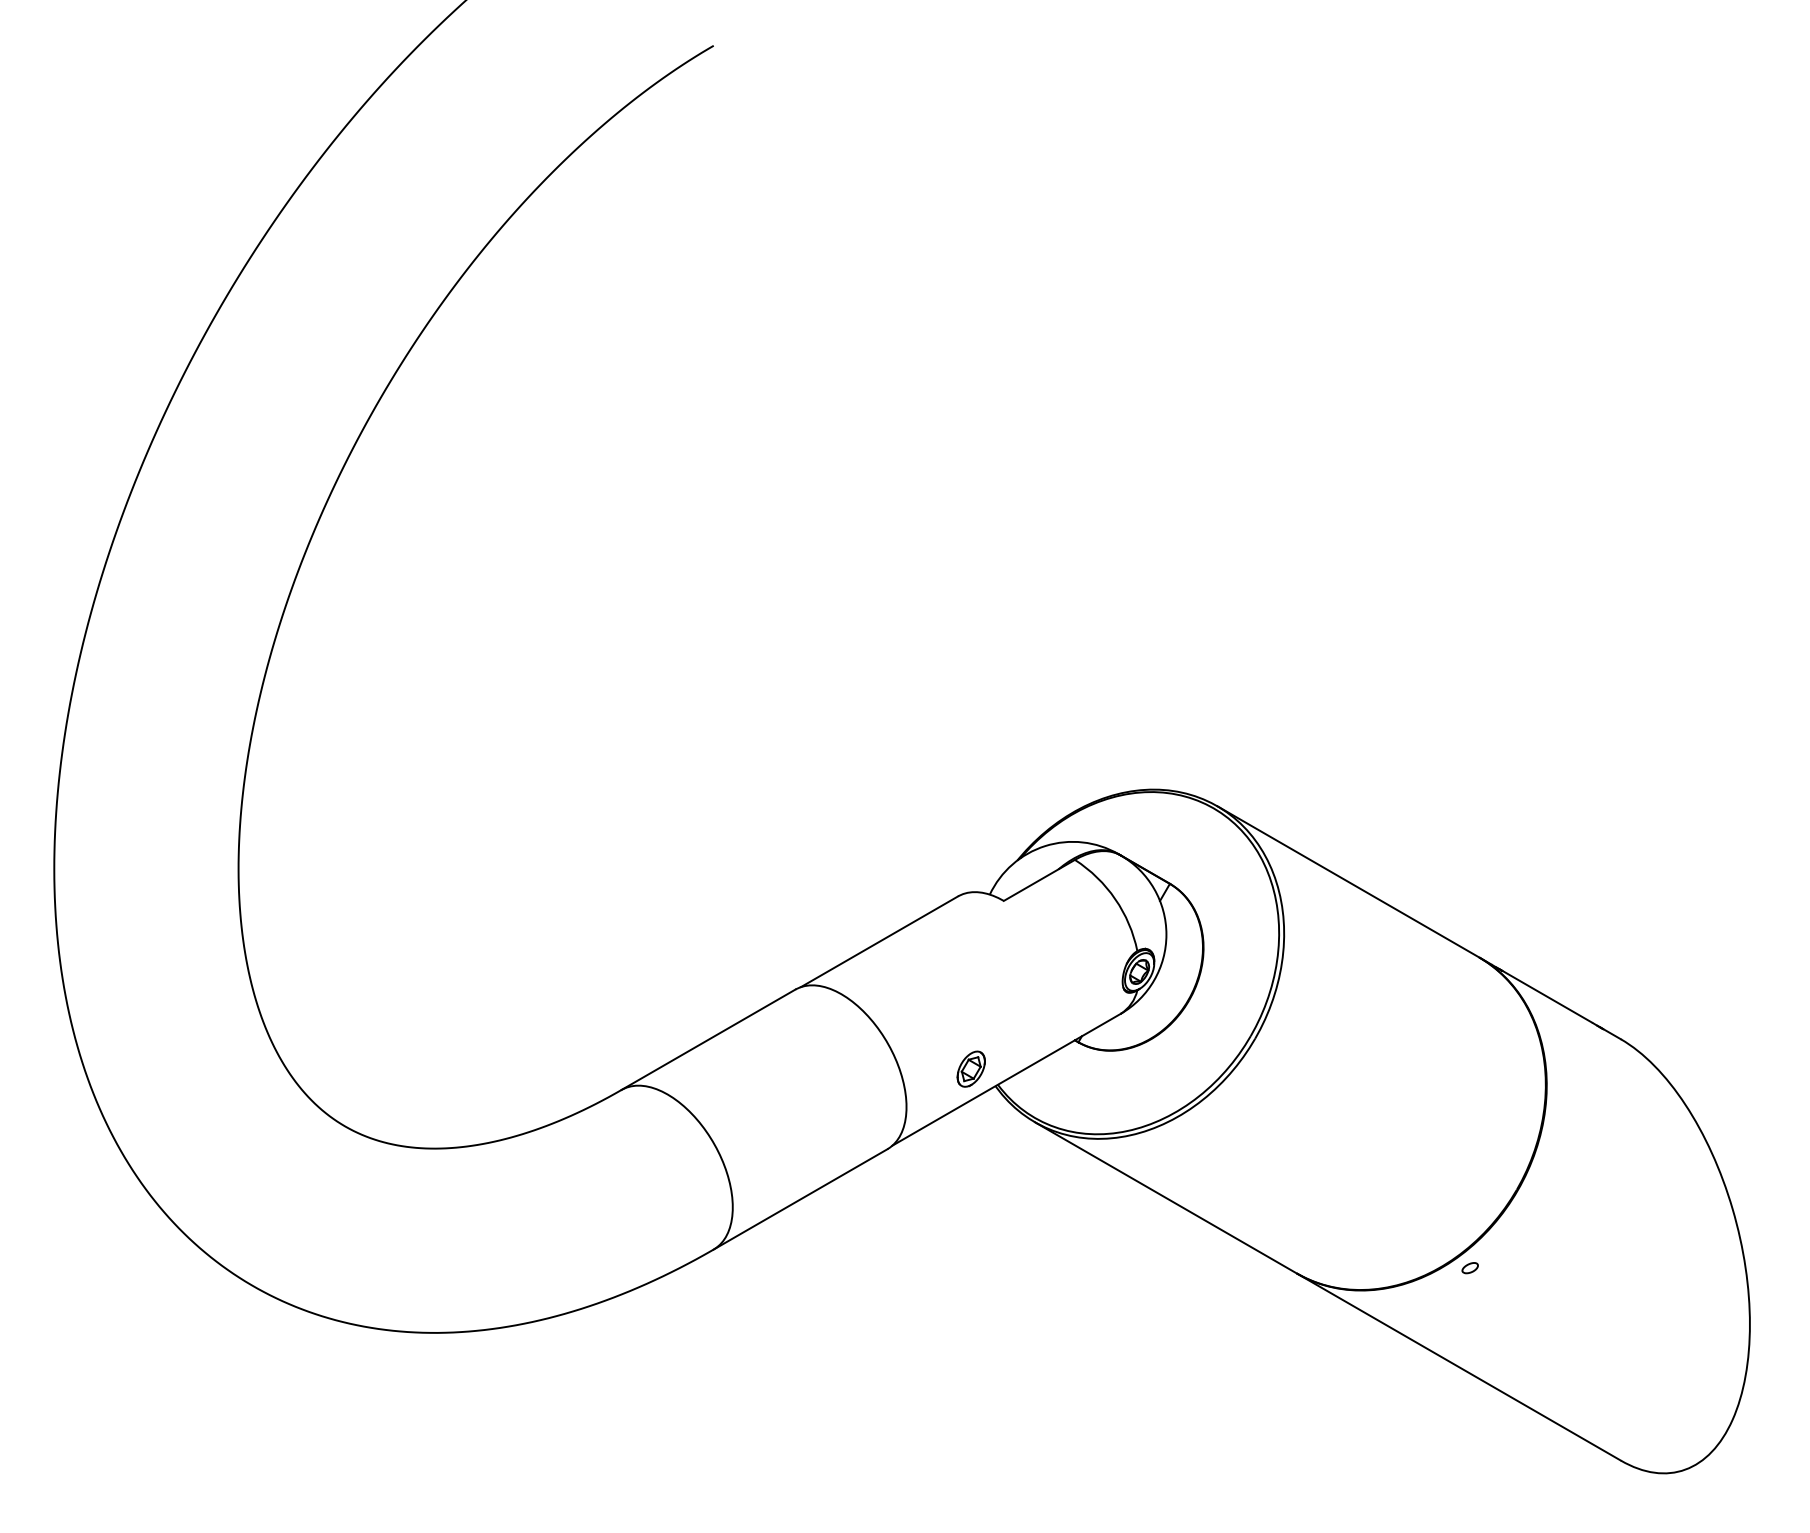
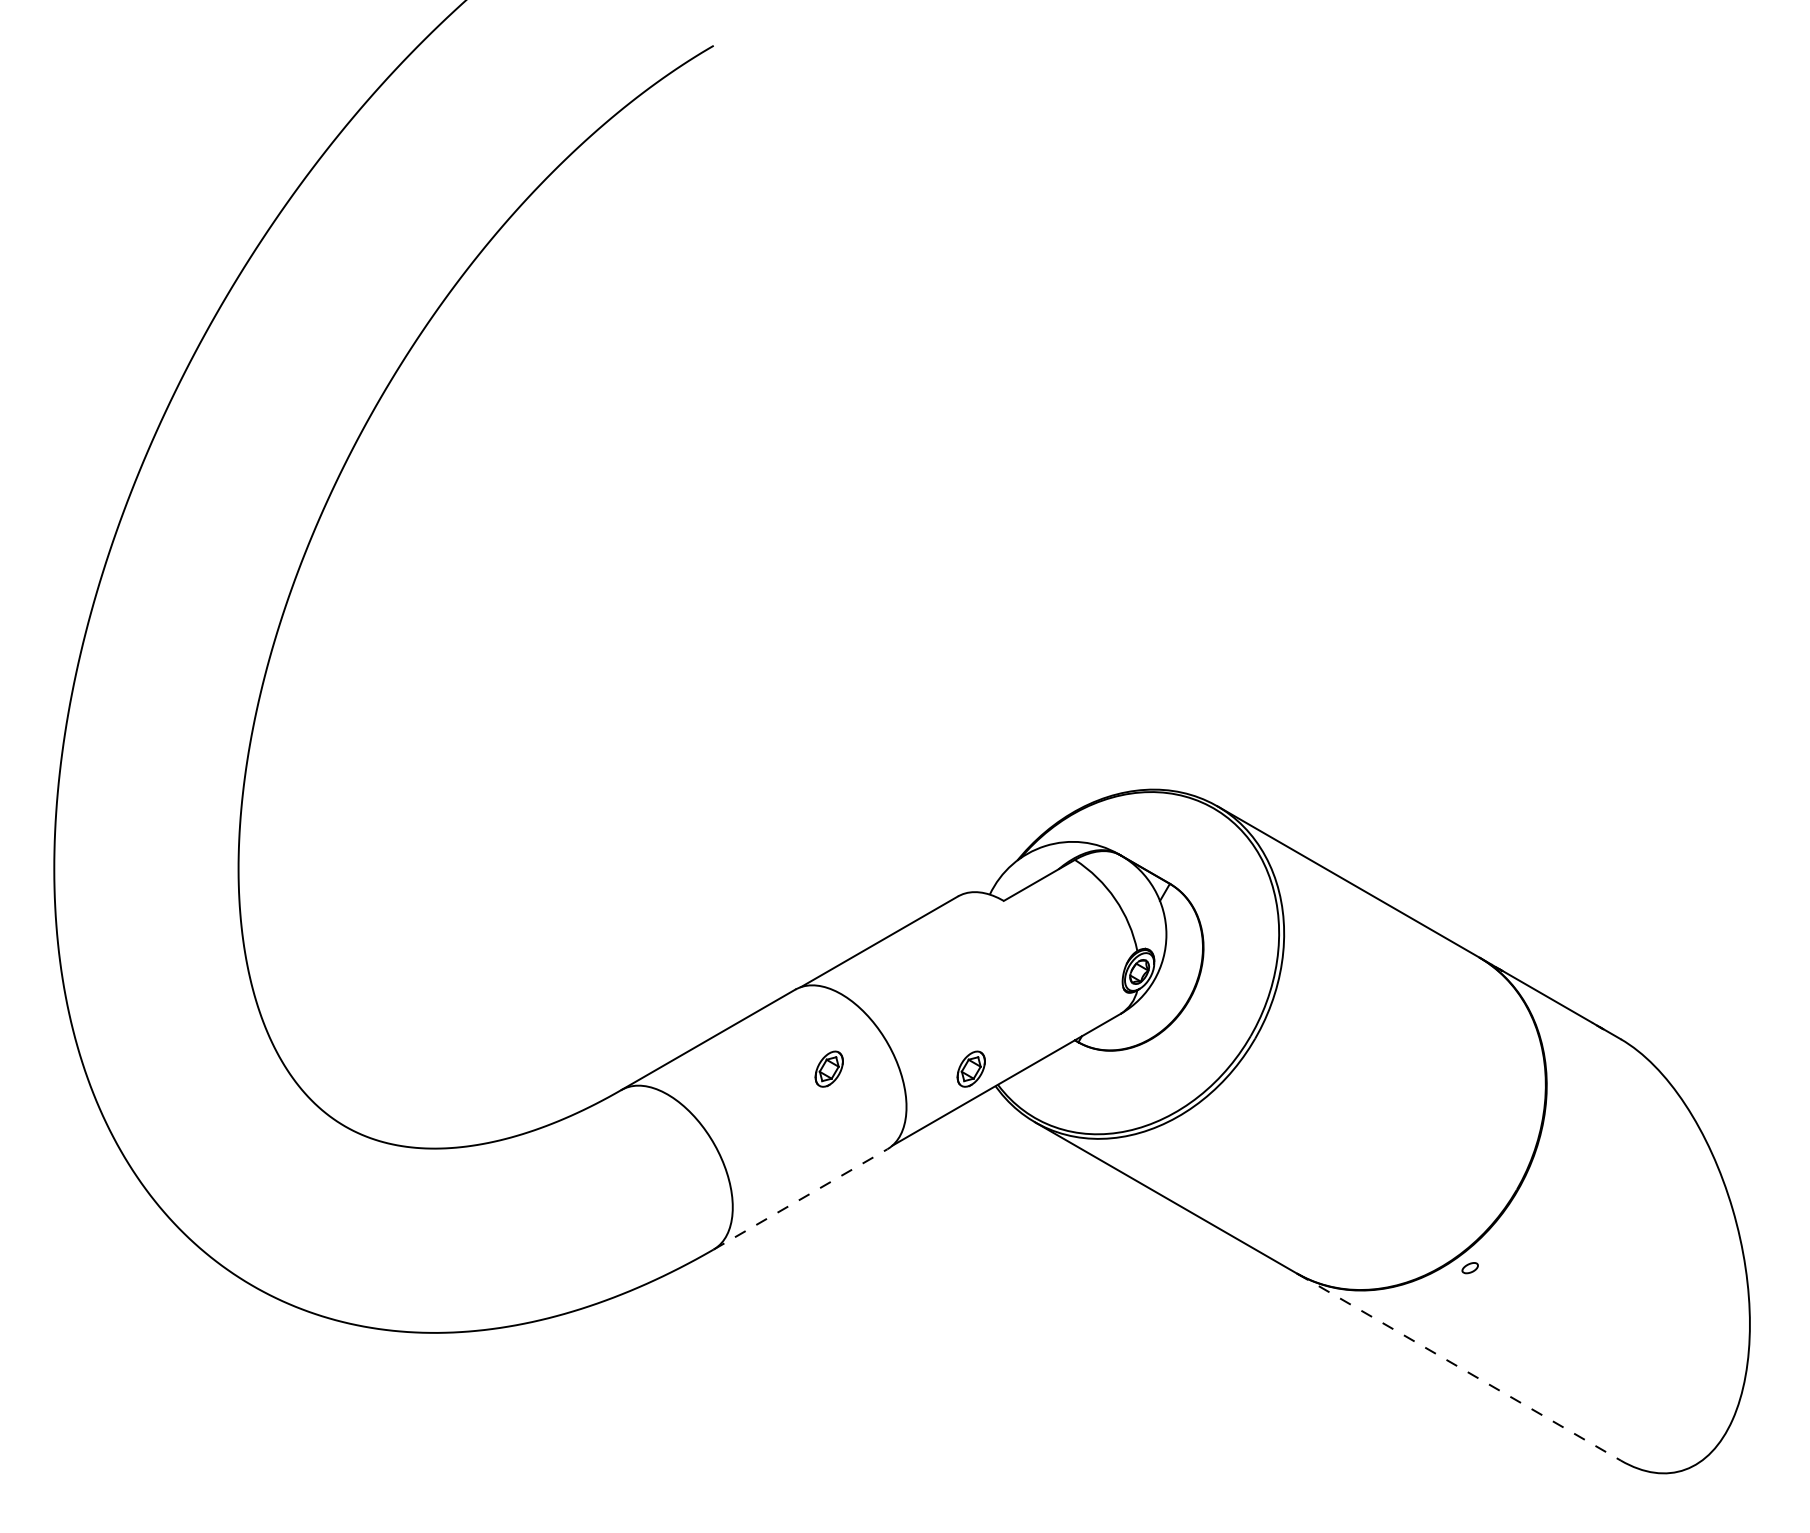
part: none -> present (828, 1068)
line: solid -> dashed (801, 1199)
line: solid -> dashed (1459, 1367)
